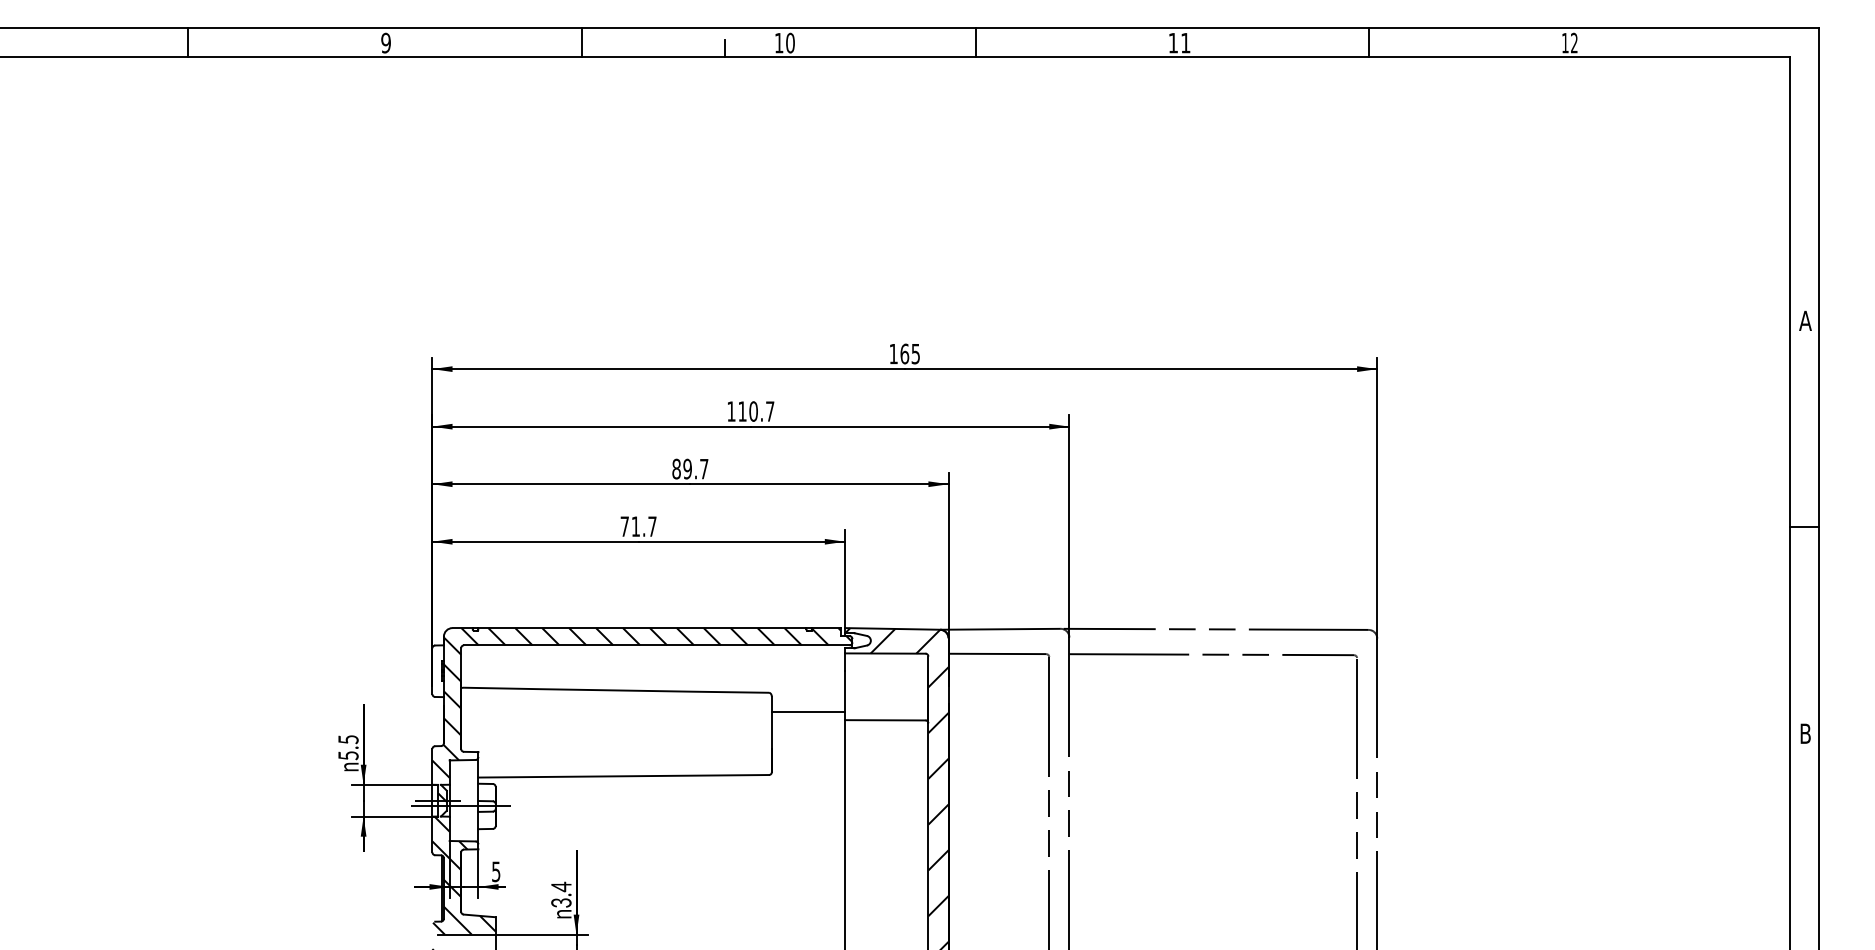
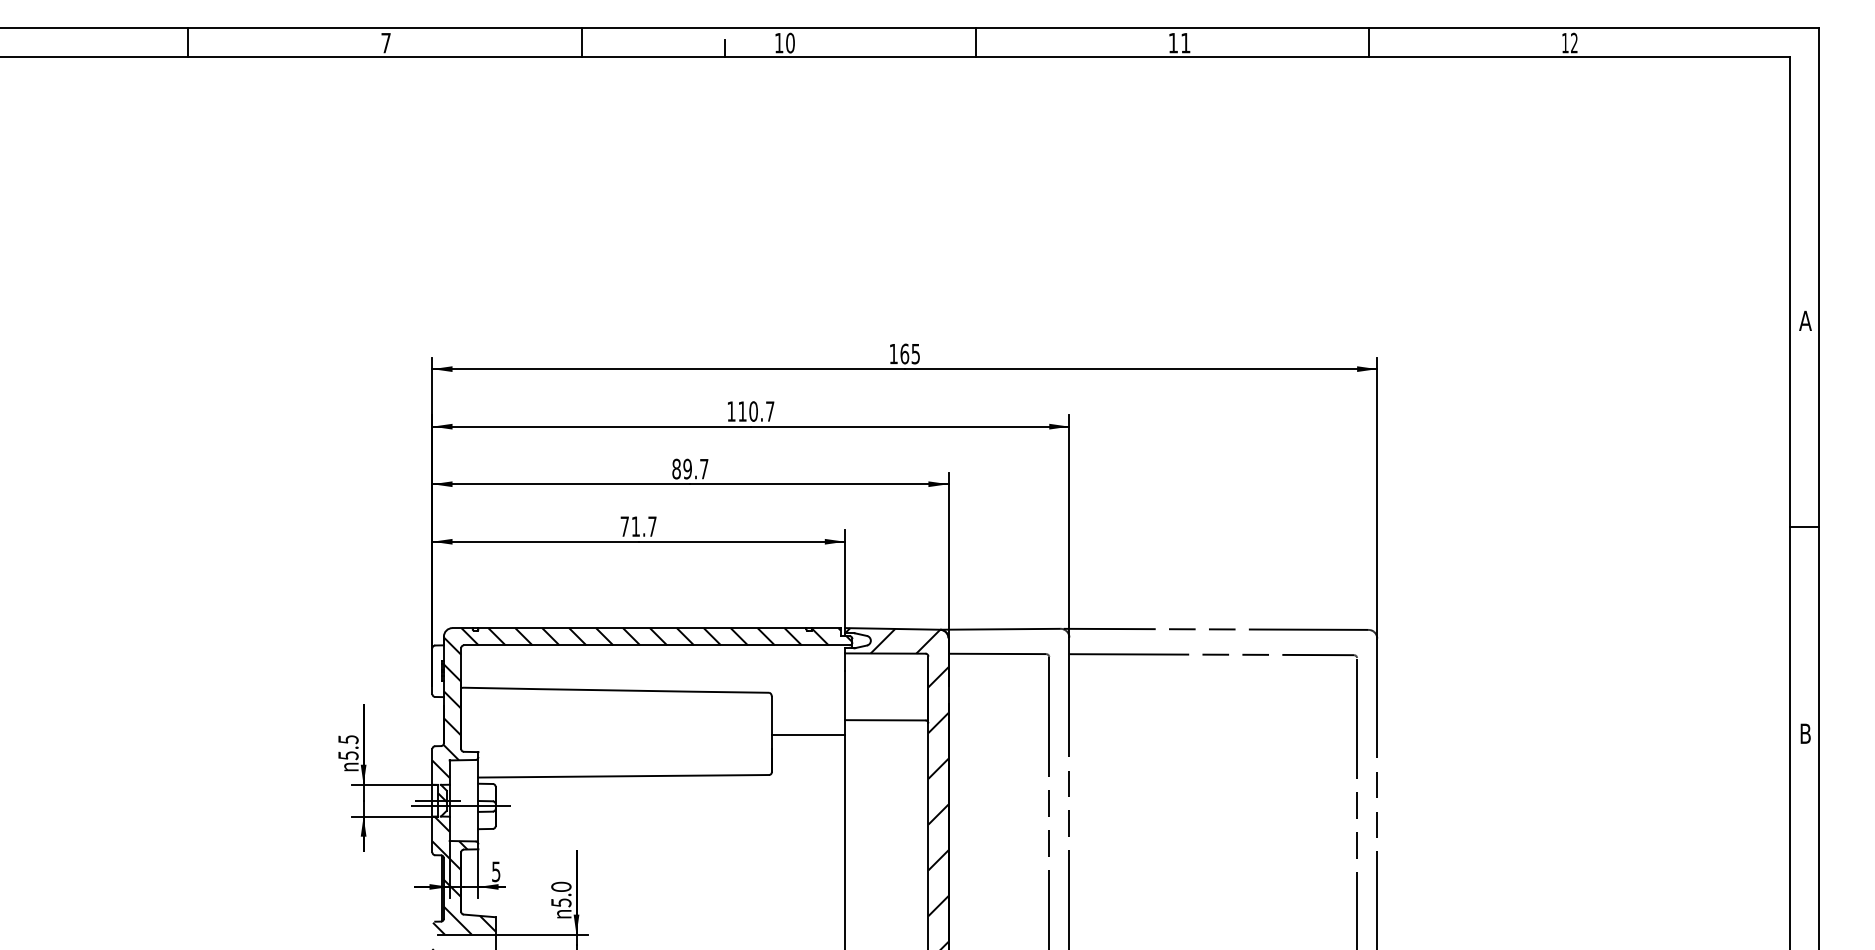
text: 9 -> 7 (385, 42)
line position: (807, 712) -> (807, 735) (807, 735)
text: 3.4 -> 5.0 (561, 894)
